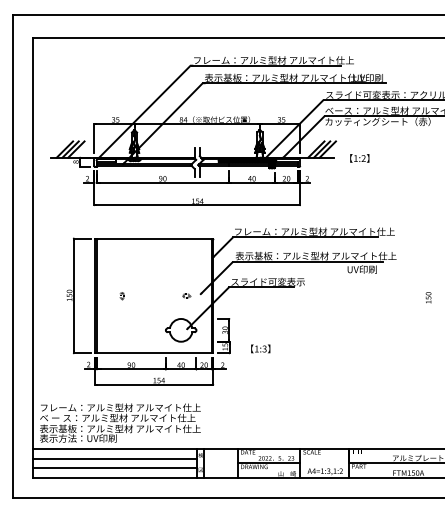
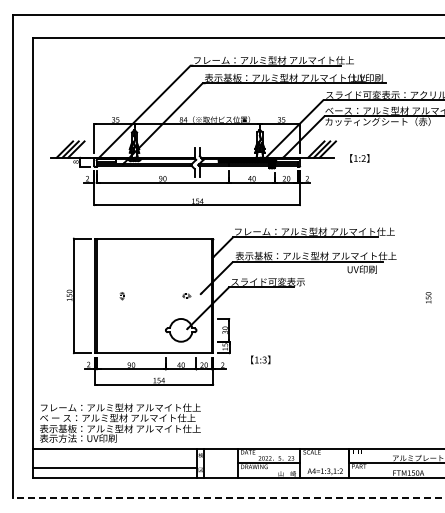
text position: (260, 348) -> (260, 359) (260, 359)
line: present -> none (114, 458)
line: solid -> dashed (229, 497)
